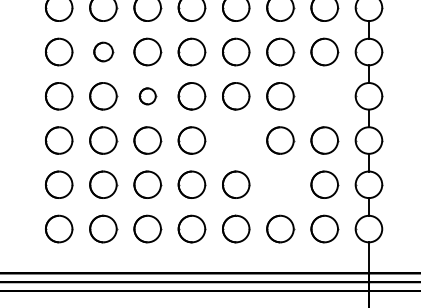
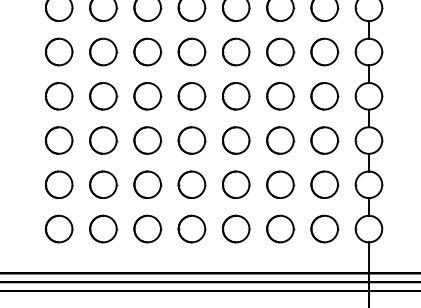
part size: 22x22 px -> 30x30 px (103, 51)
part size: 20x19 px -> 30x29 px (147, 96)
part: none -> present (324, 96)
part: none -> present (236, 140)
part: none -> present (280, 184)
